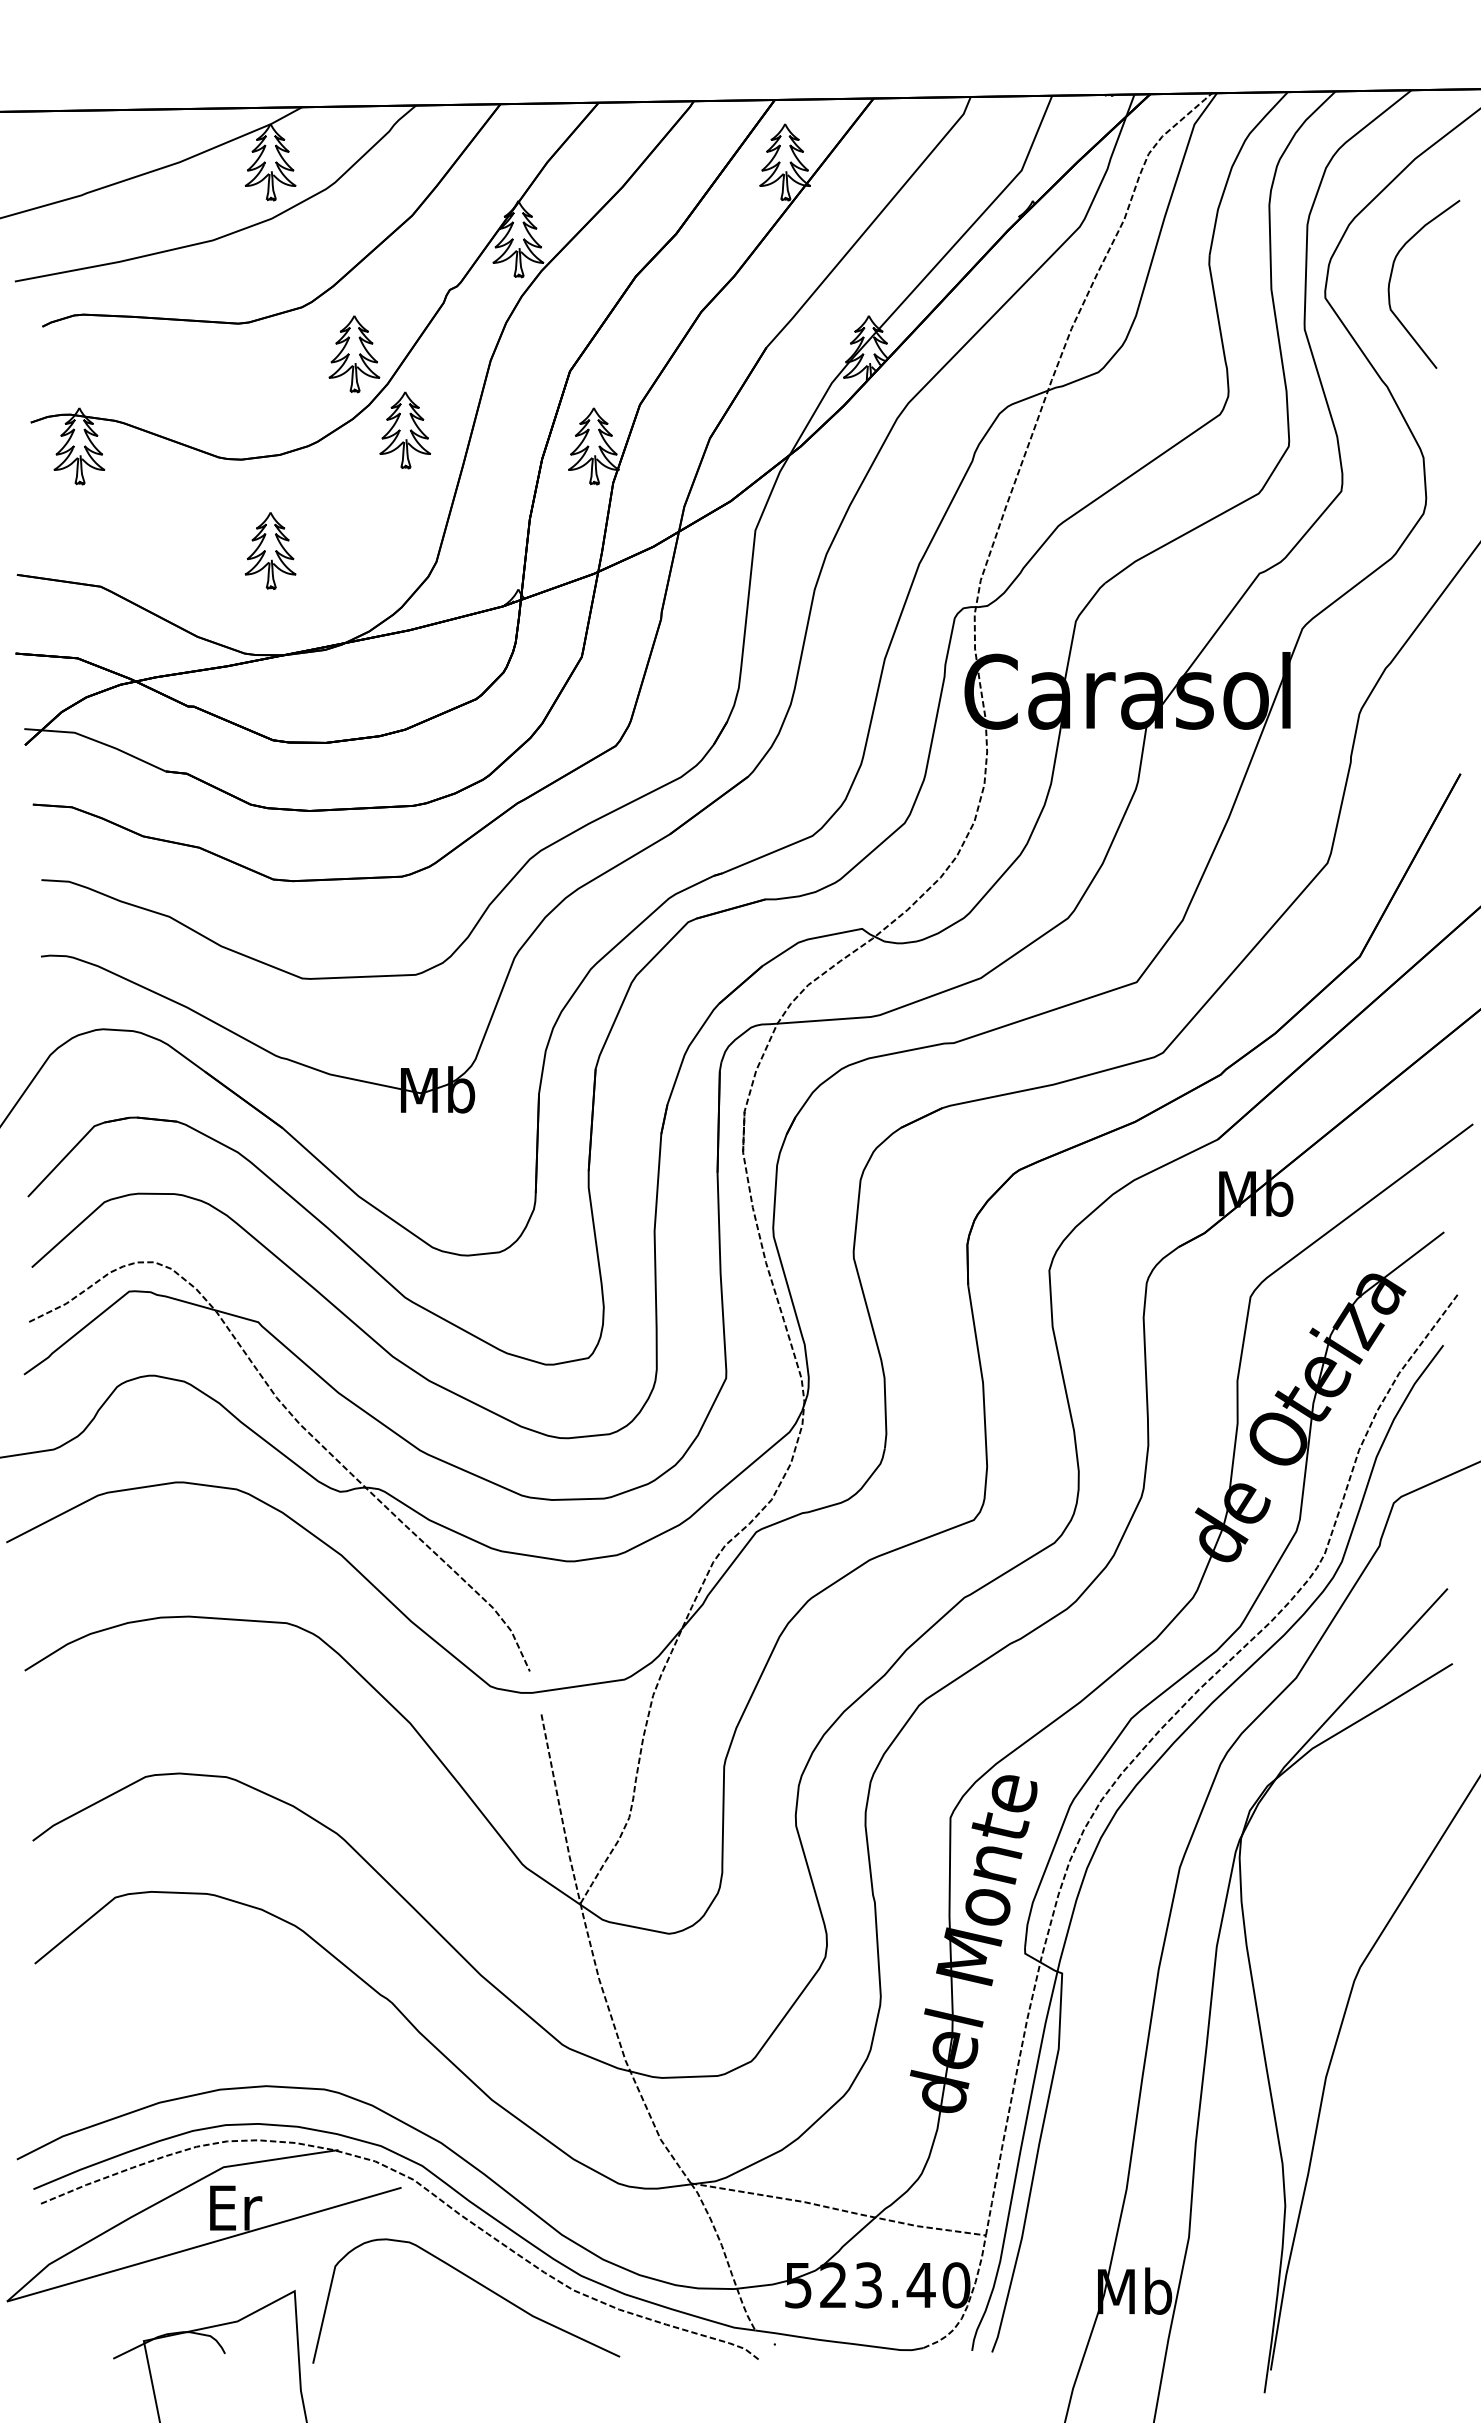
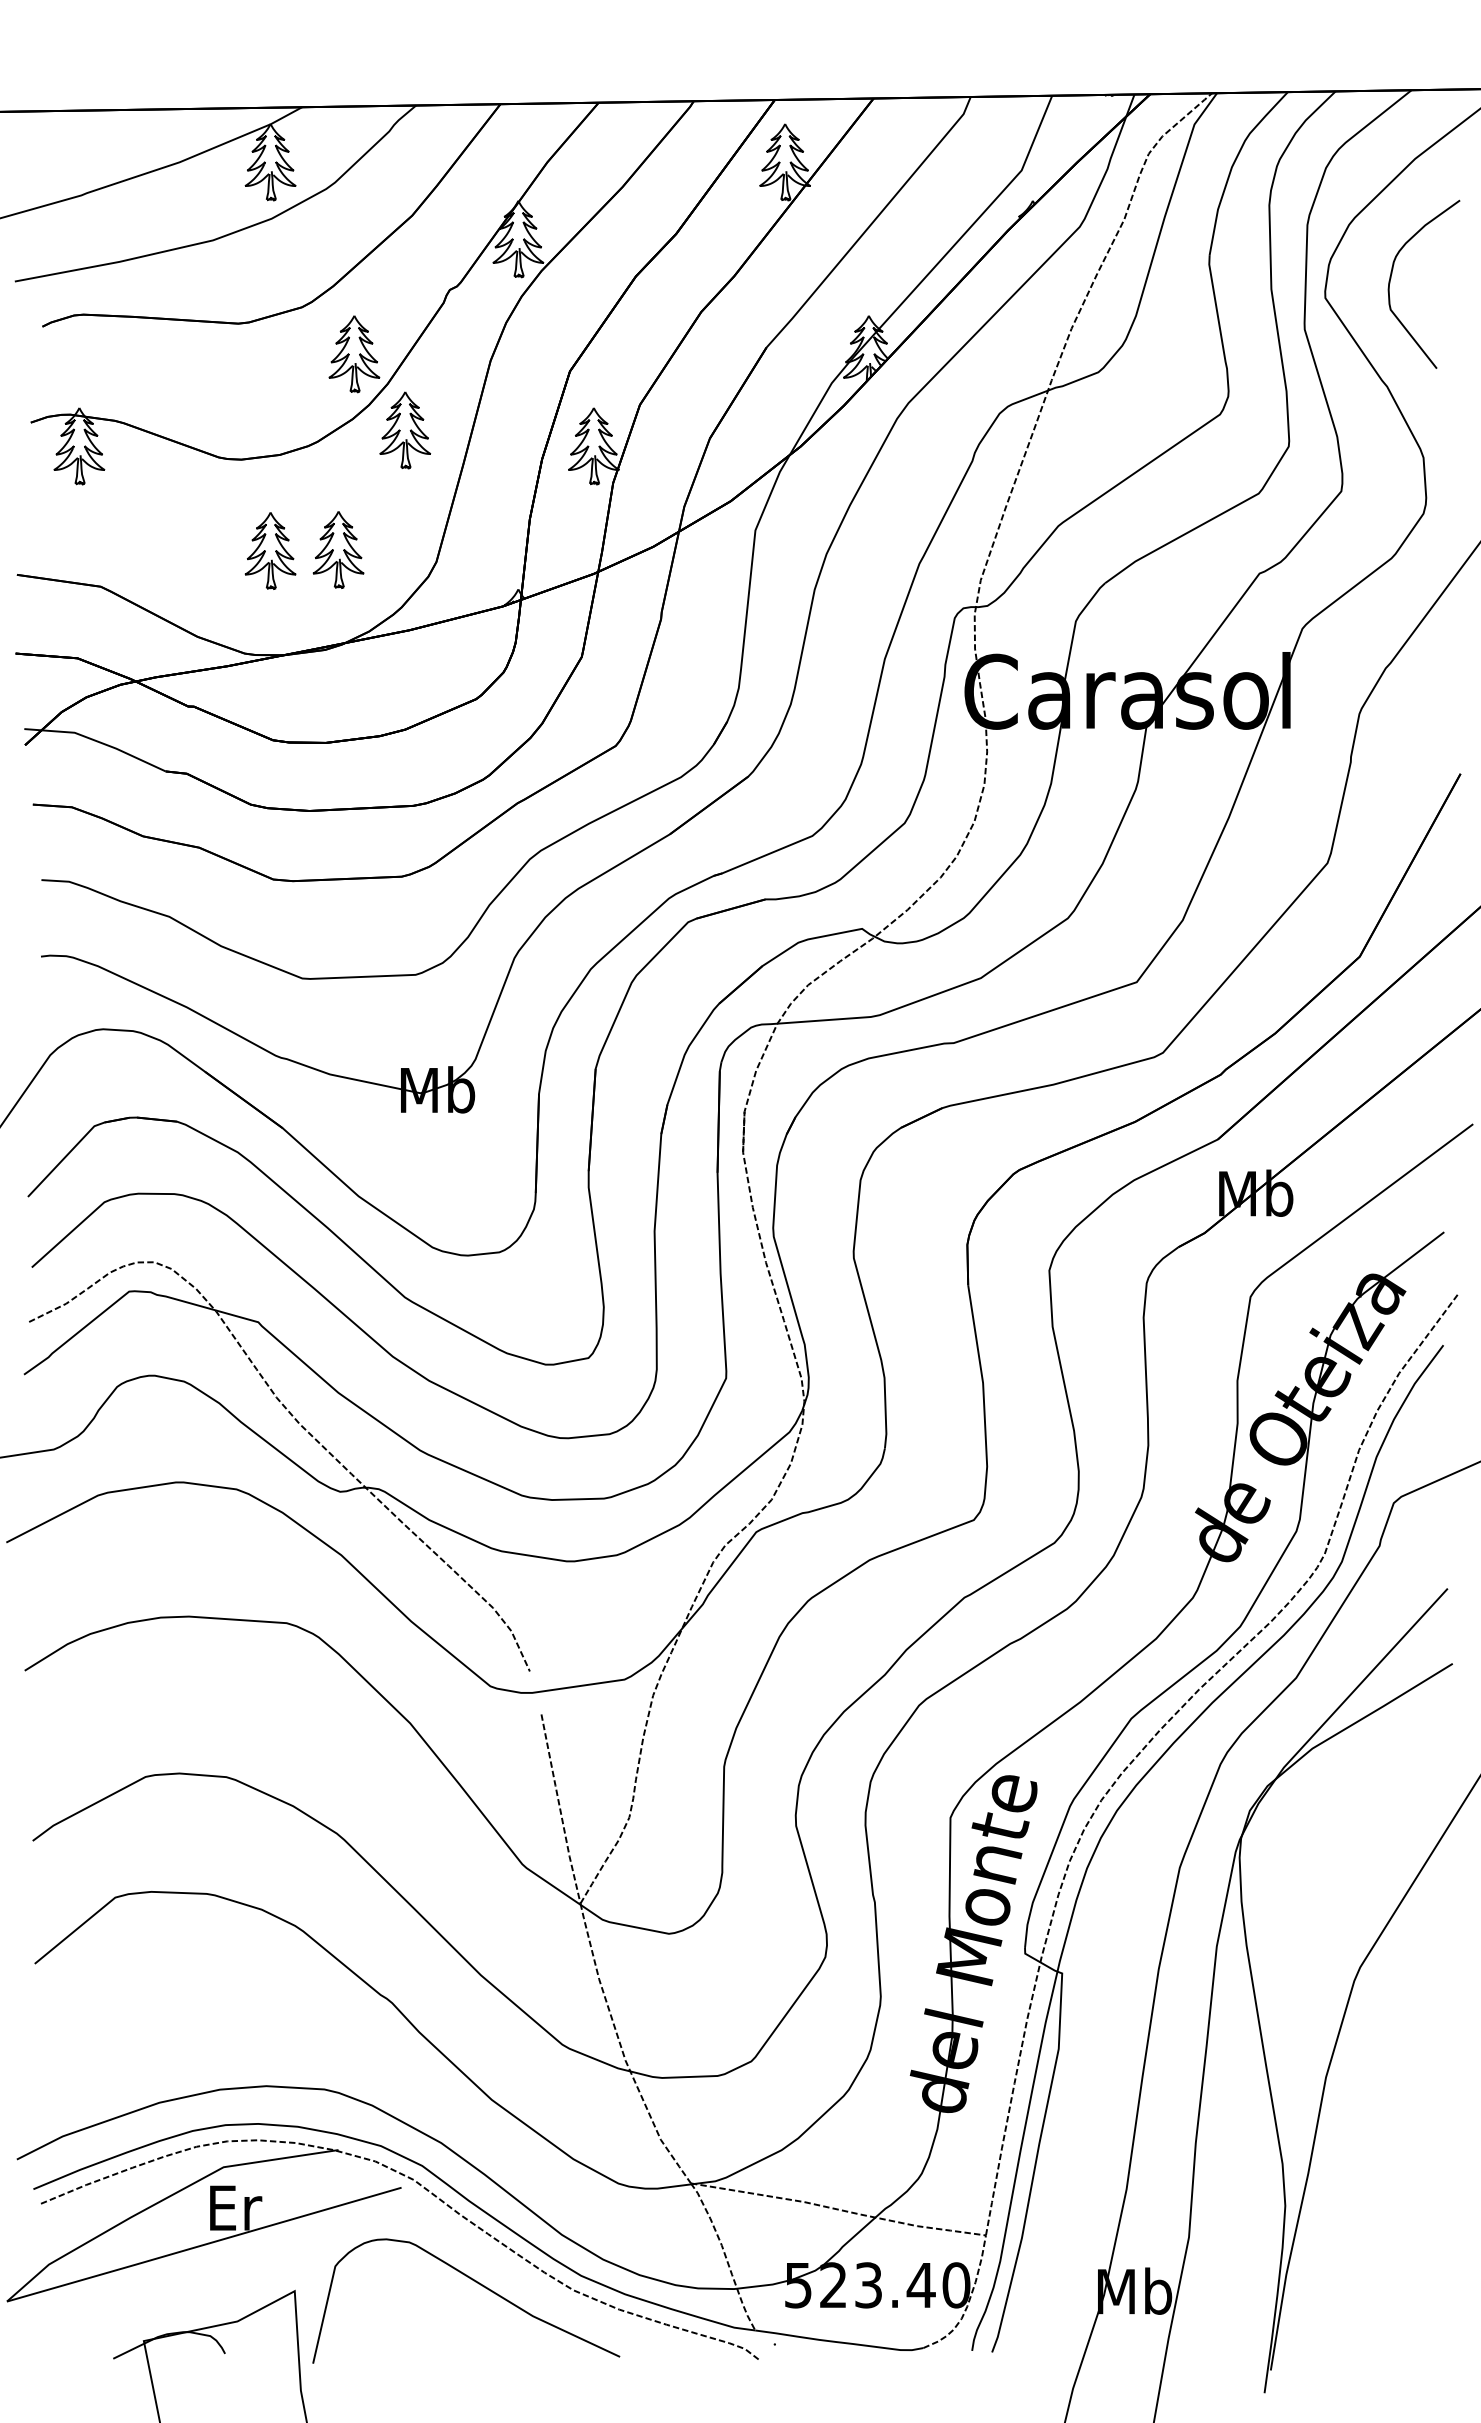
part: none -> present (338, 549)
